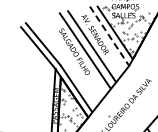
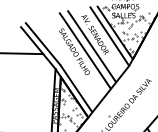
line: dashed -> solid (109, 36)
line: none -> present (22, 53)
